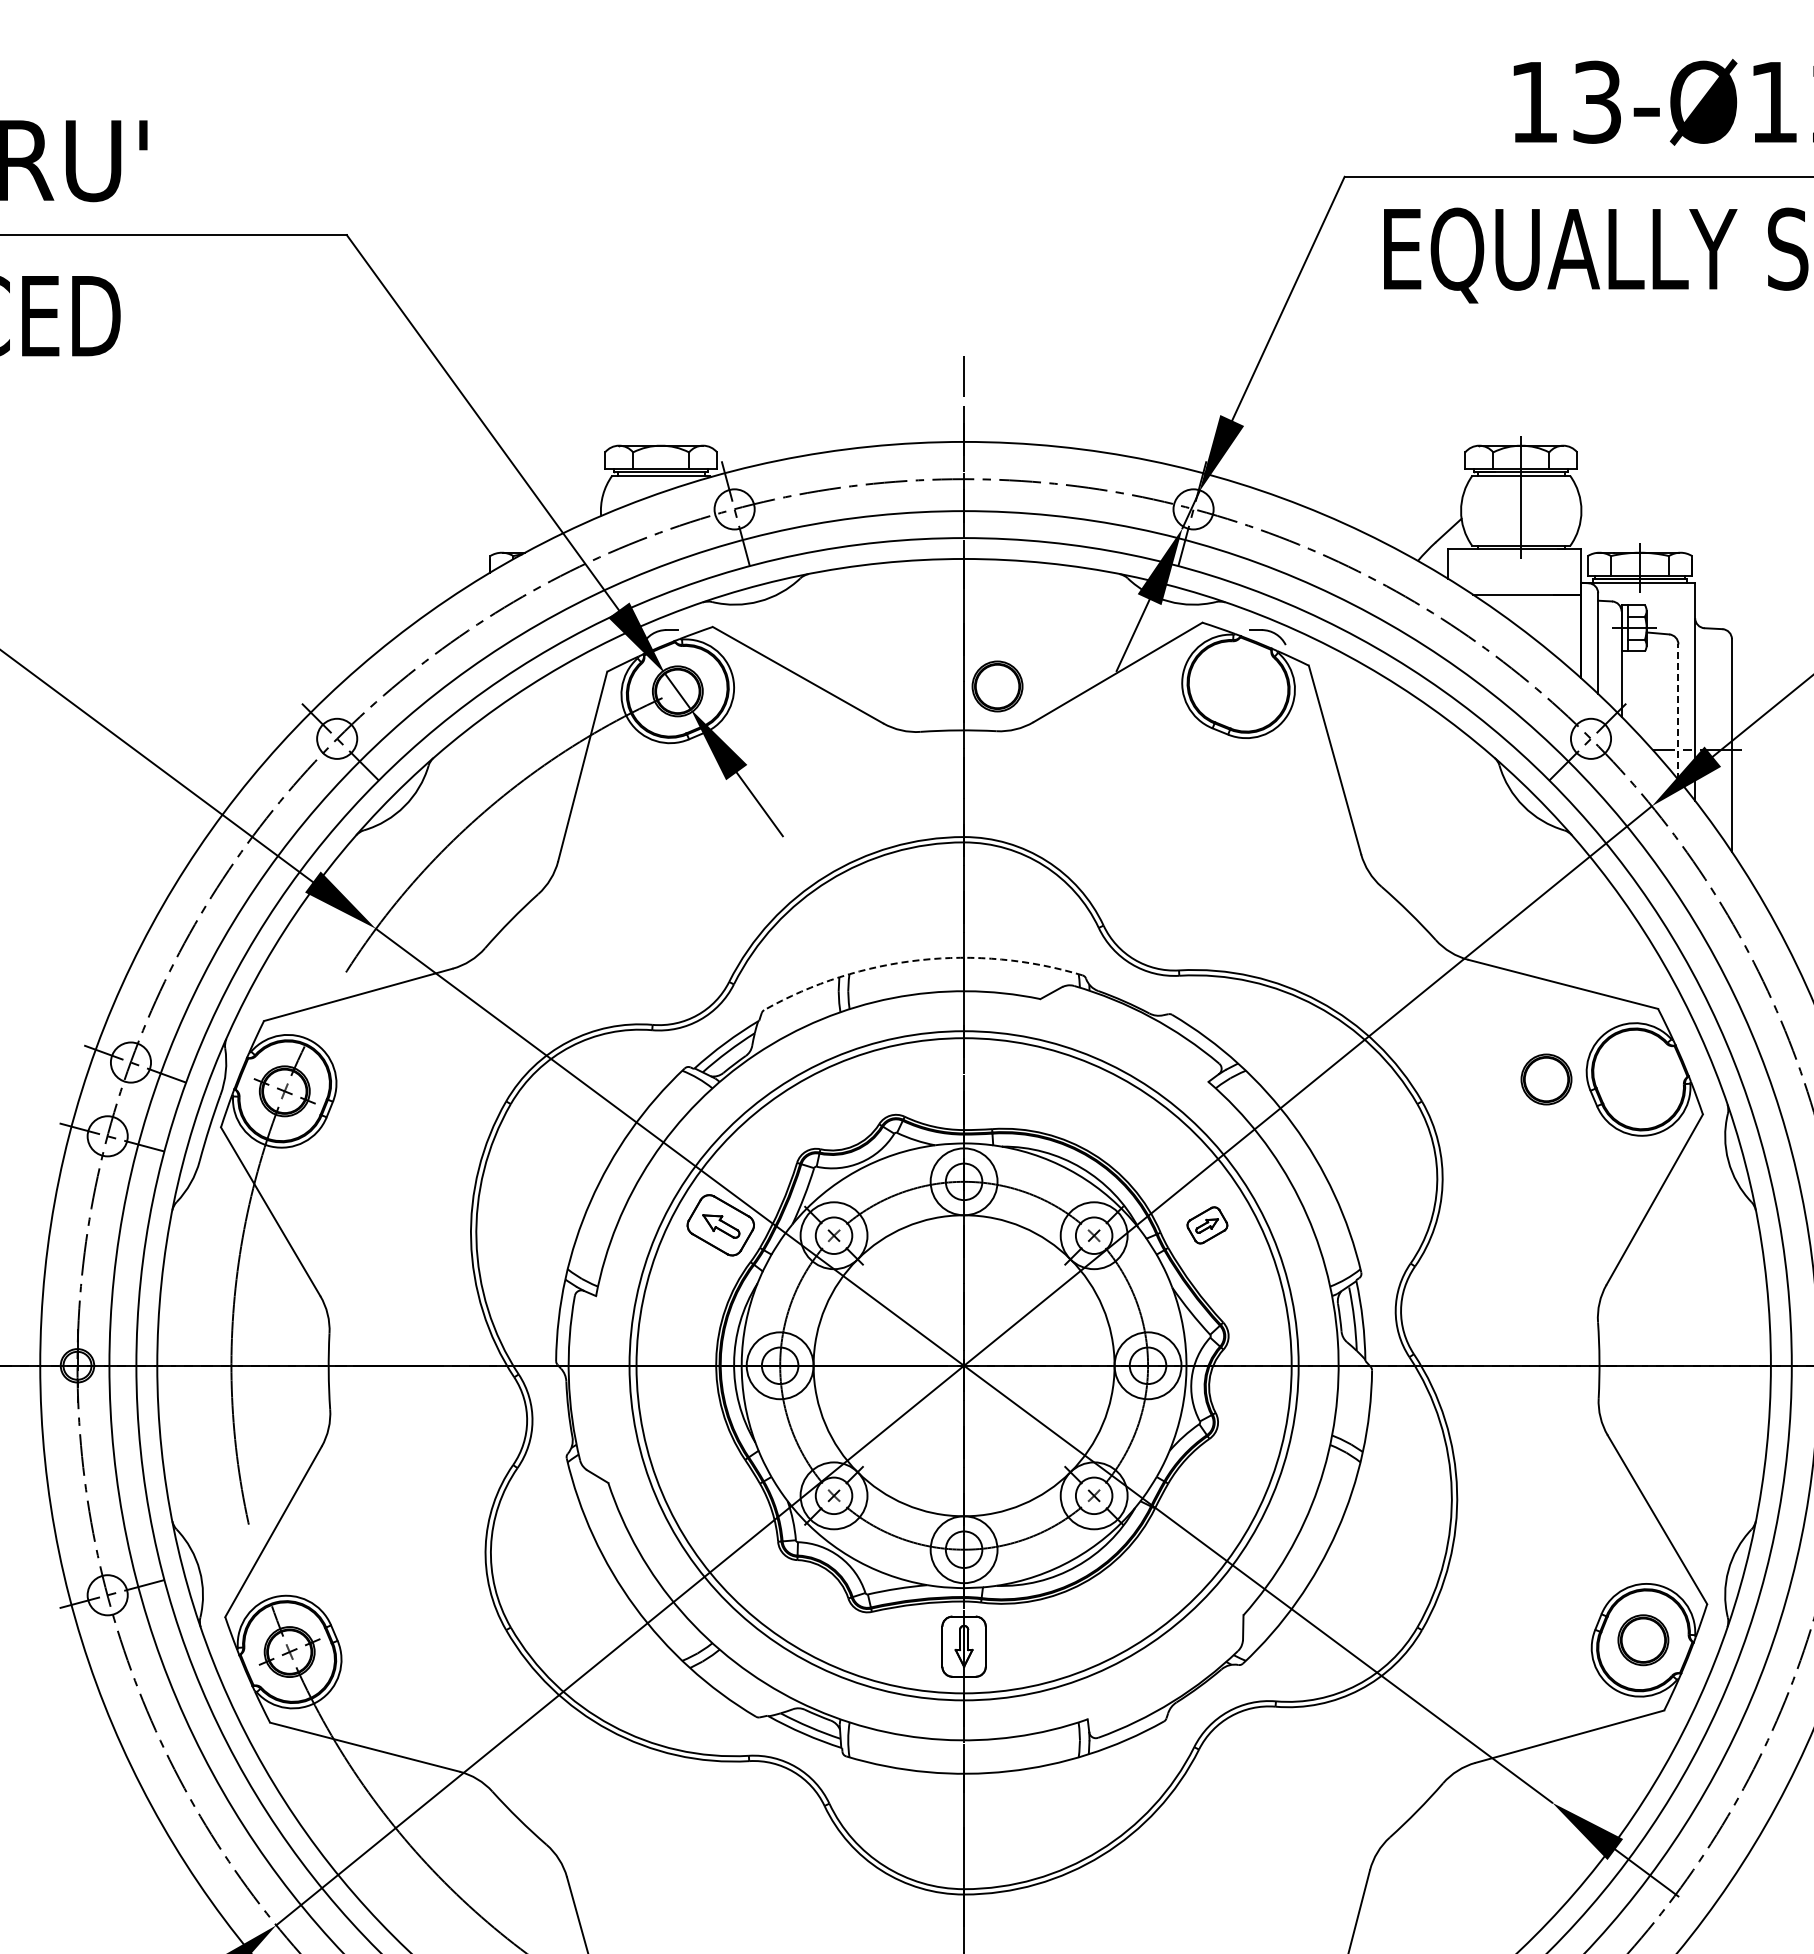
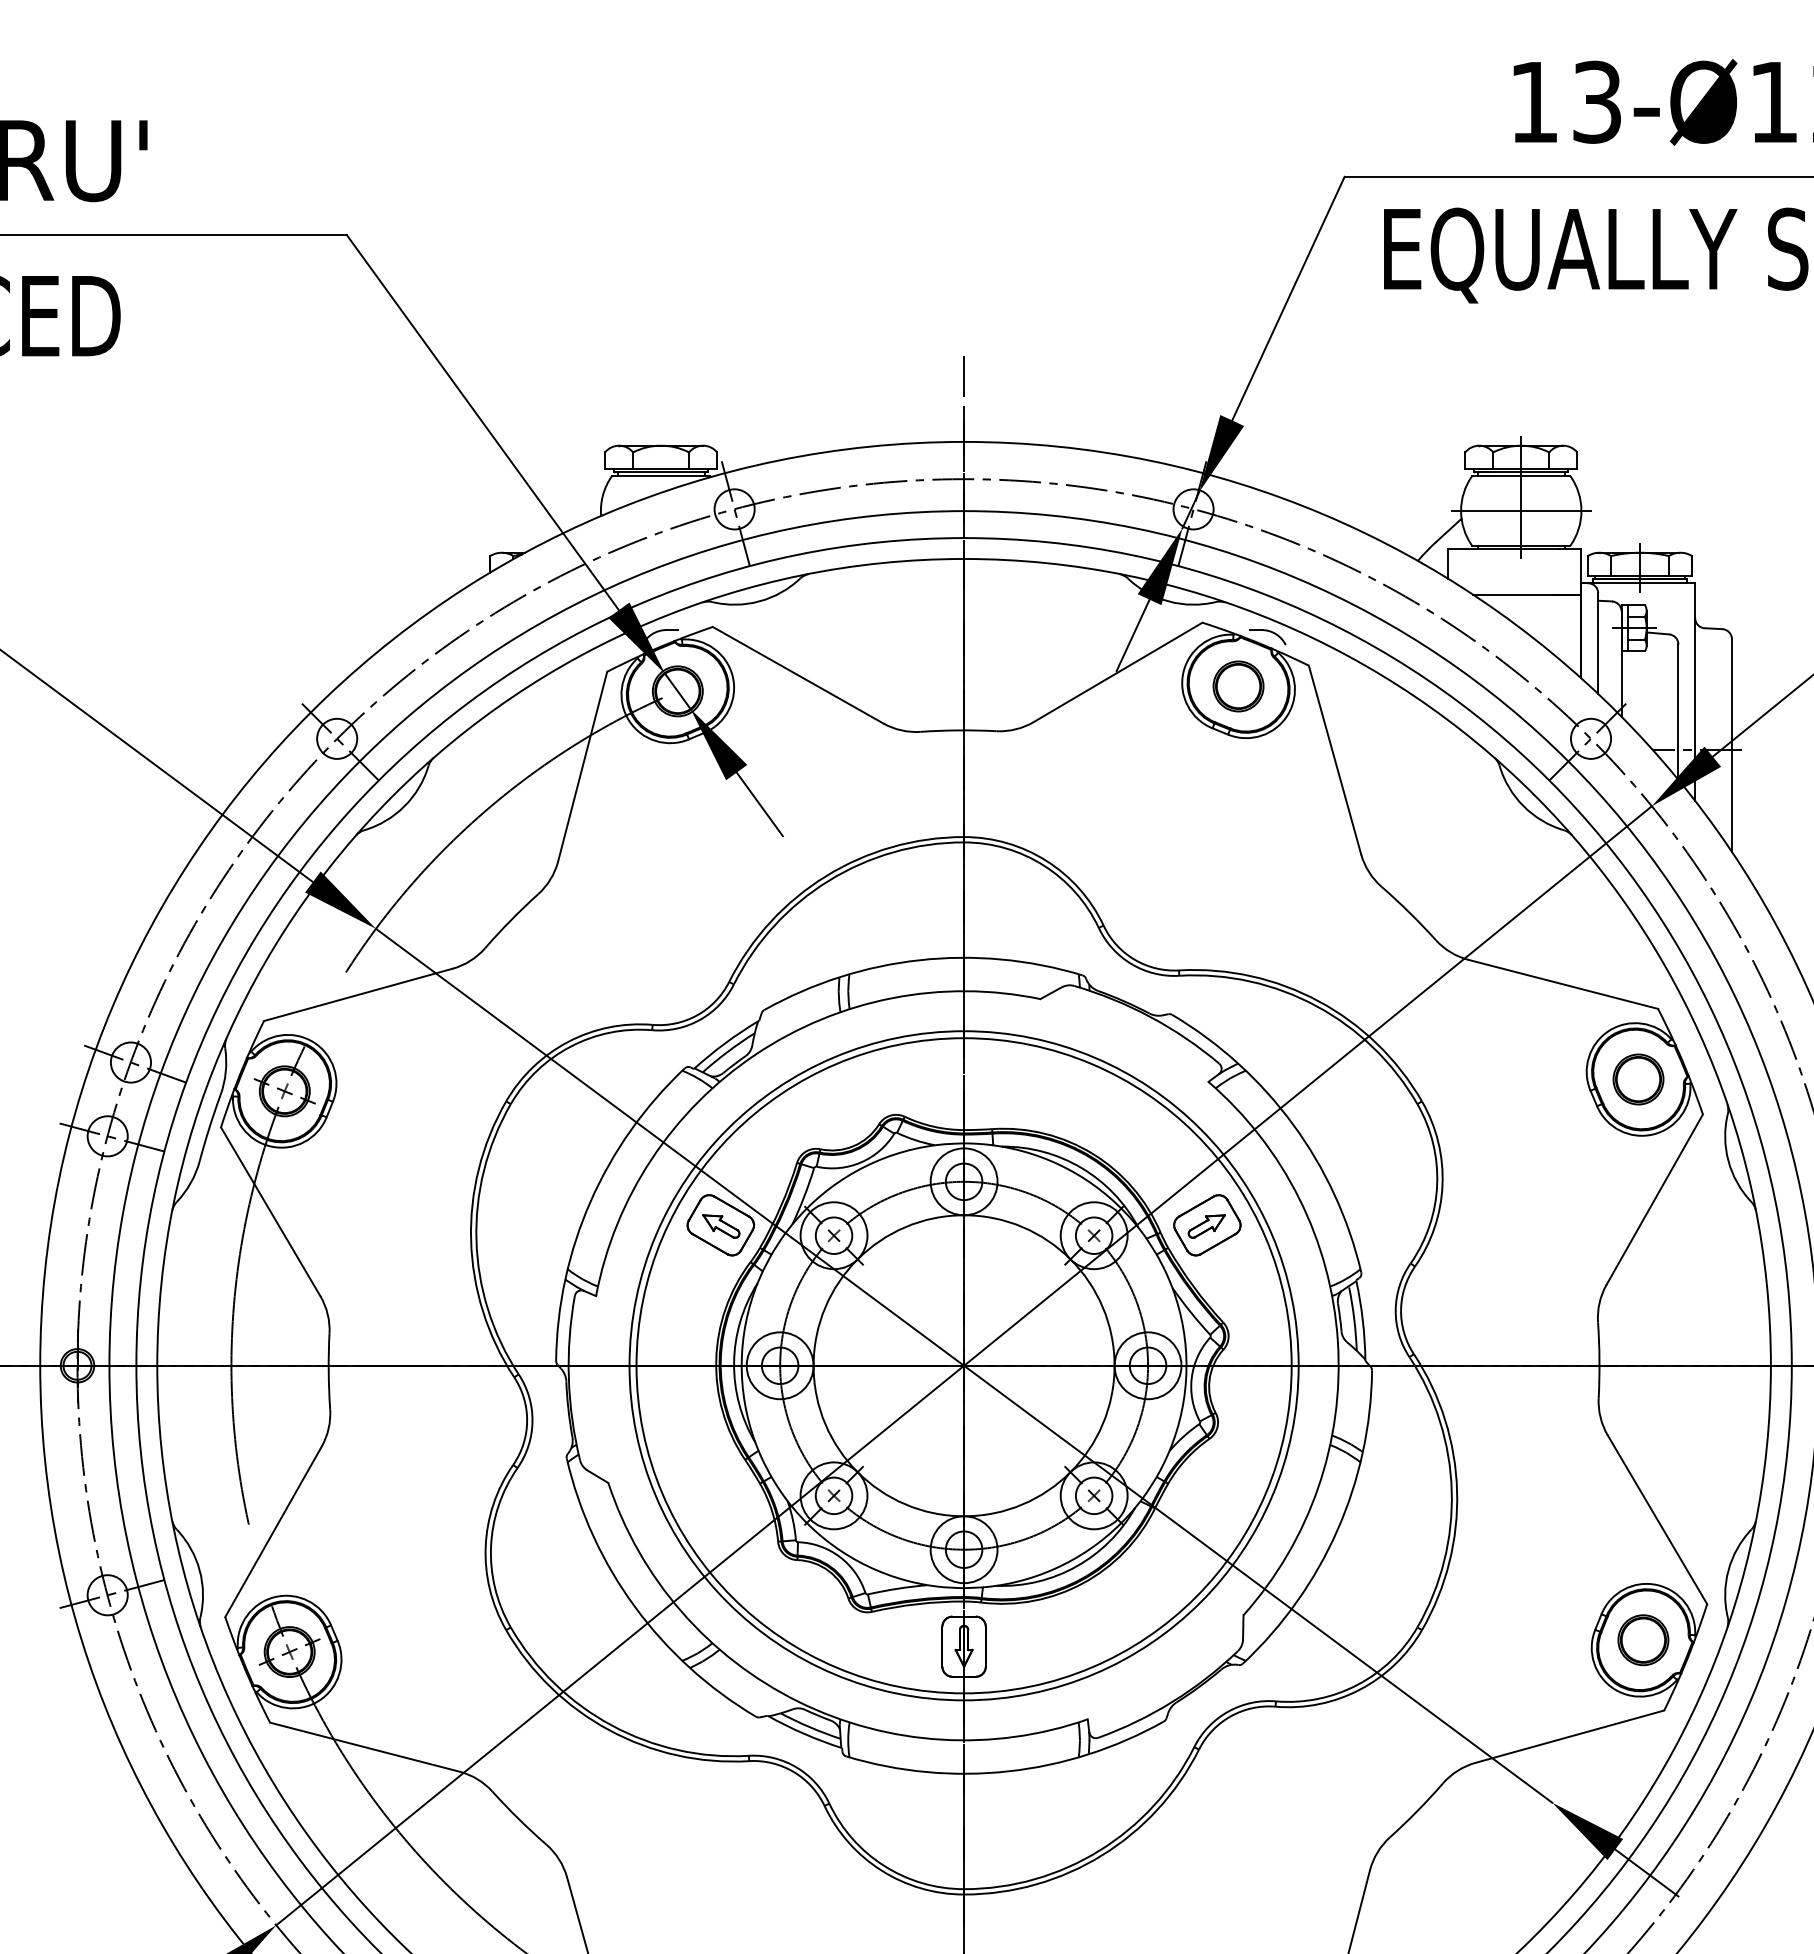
line: none -> present (1521, 510)
part position: (997, 686) -> (1238, 686) (1238, 686)
line: dashed -> solid (1678, 712)
arc: dashed -> solid (919, 960)
part position: (1546, 1079) -> (1638, 1079) (1638, 1079)
part size: 43x39 px -> 69x63 px (1207, 1225)
